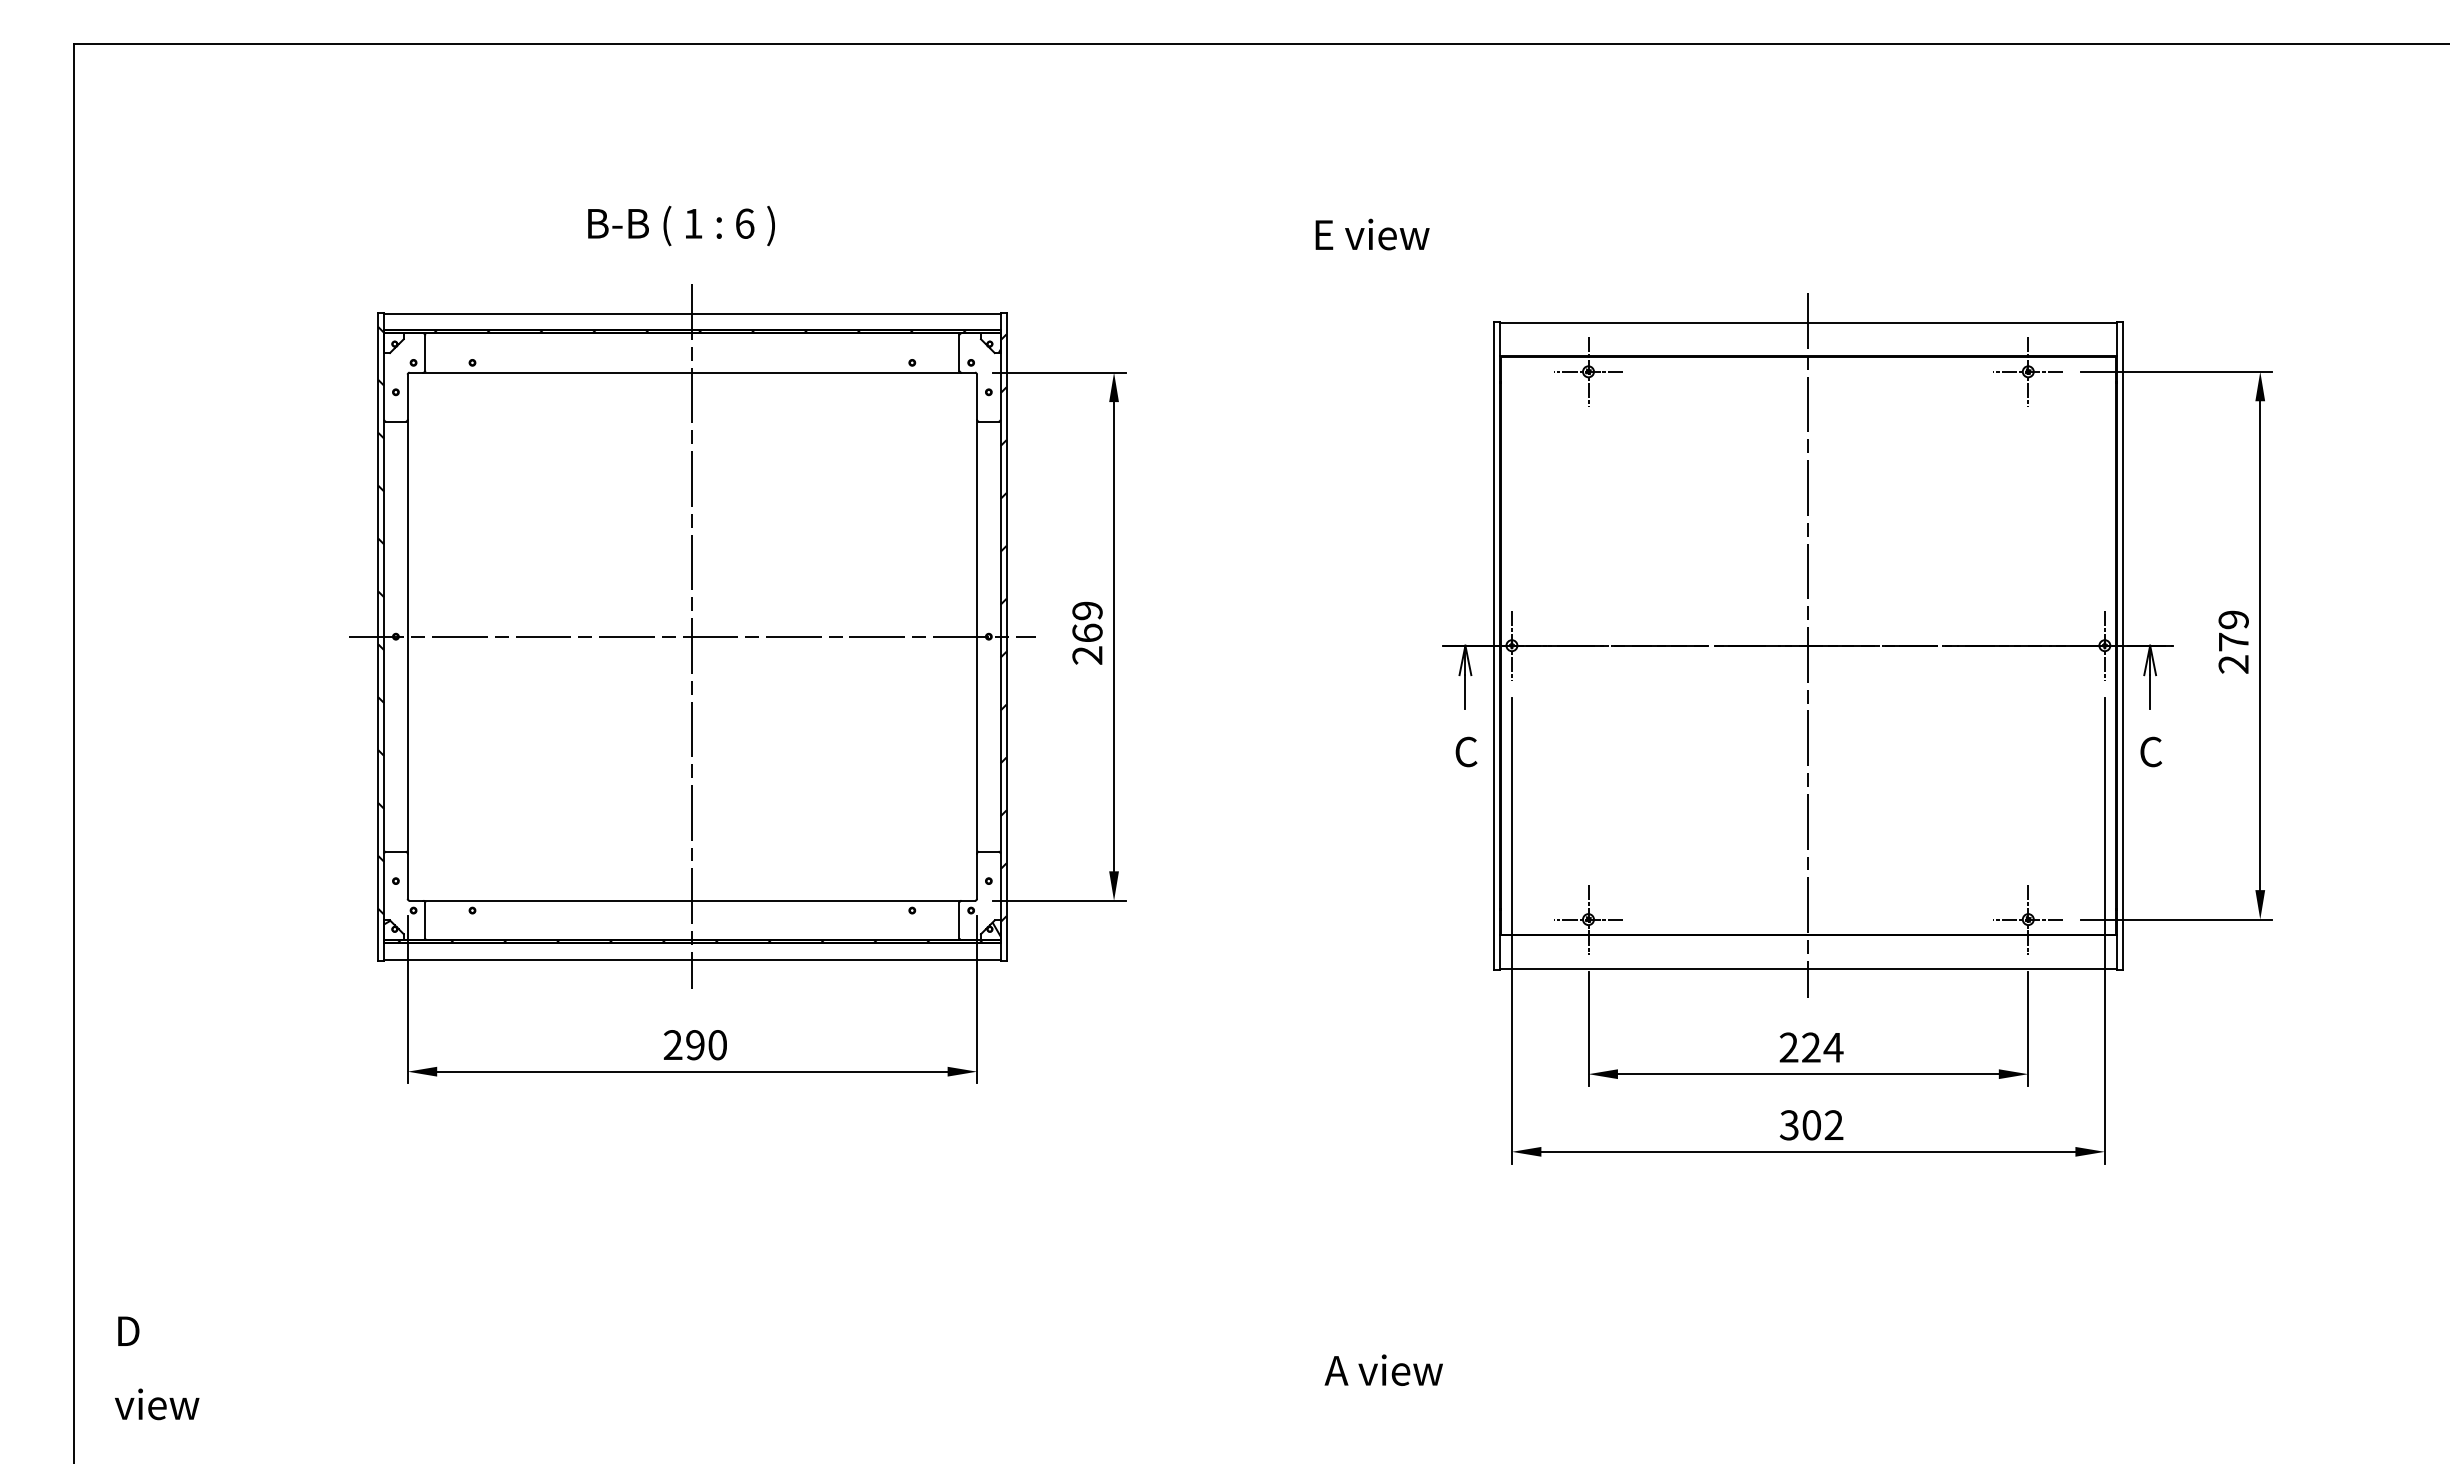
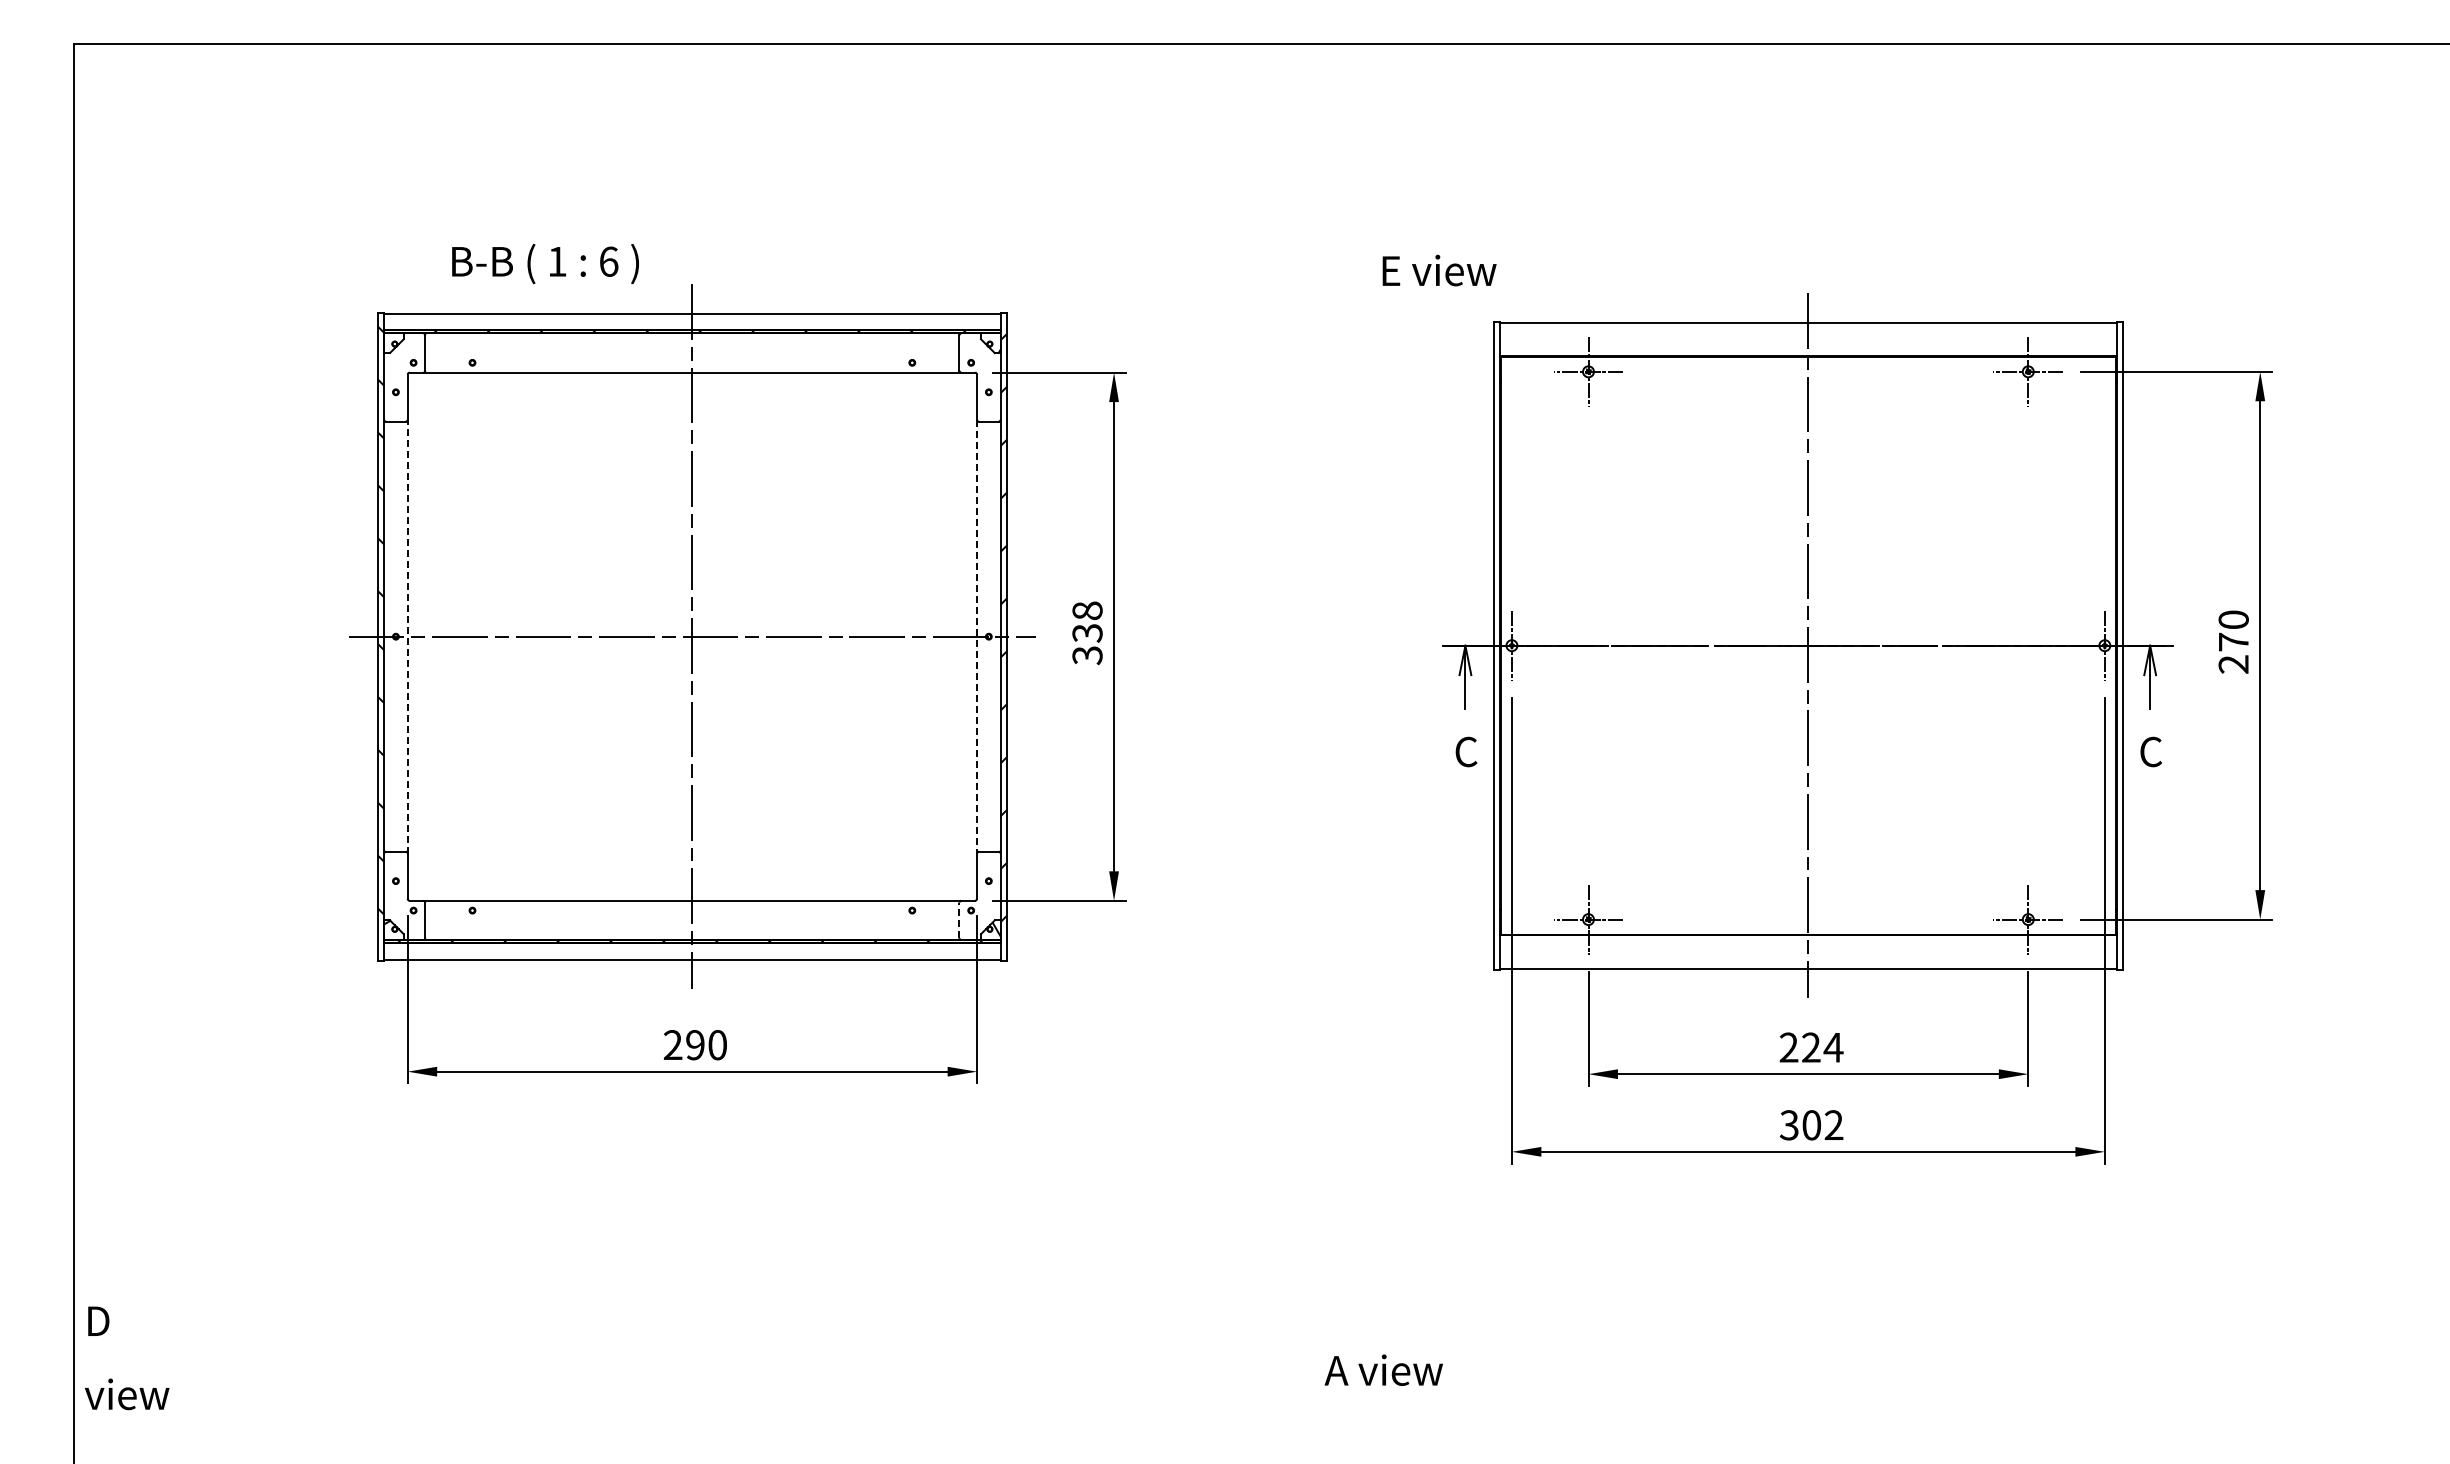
text position: (681, 225) -> (545, 263) (545, 263)
text position: (1372, 234) -> (1439, 270) (1439, 270)
text: 279 -> 270 (2233, 619)
text: 269 -> 338 (1087, 633)
line: solid -> dashed (407, 636)
line: solid -> dashed (977, 636)
line: solid -> dashed (959, 920)
text position: (157, 1368) -> (127, 1358) (127, 1358)
